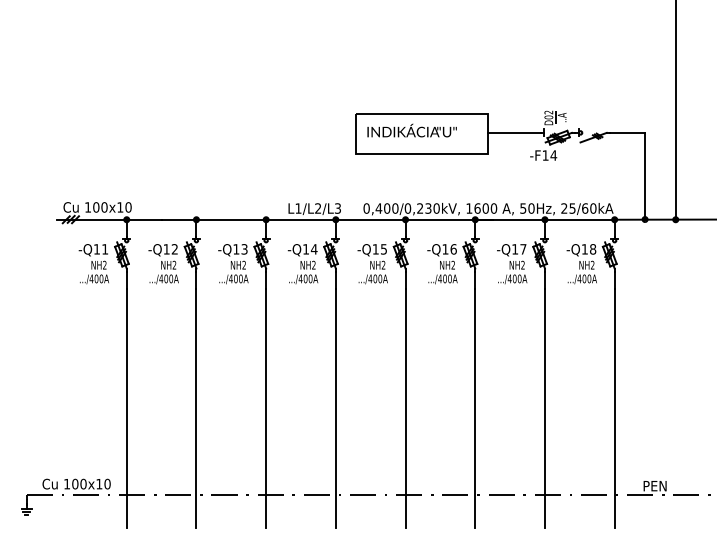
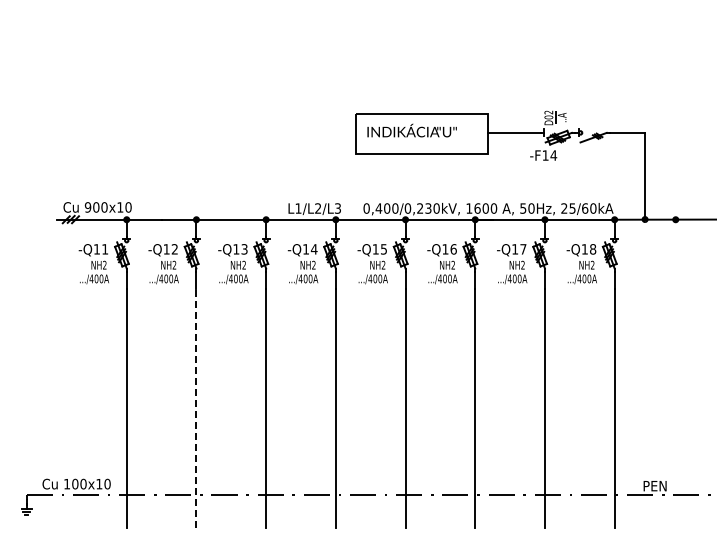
line: present -> none (675, 110)
text: 100x10 -> 900x10 (87, 207)
line: solid -> dashed (196, 408)
